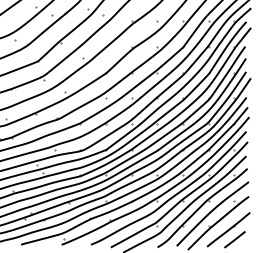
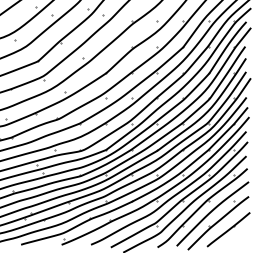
line: present -> none (234, 239)
